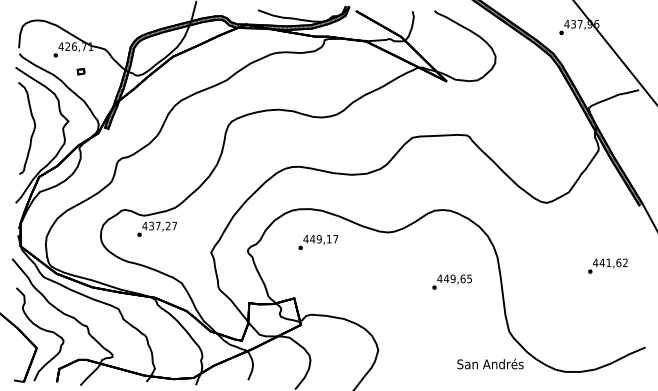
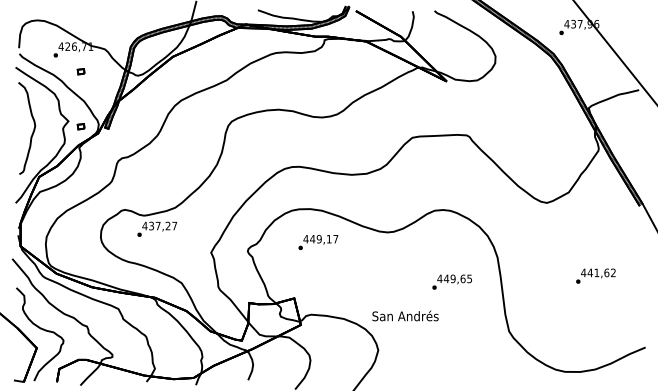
part: none -> present (80, 126)
text position: (607, 265) -> (595, 275) (595, 275)
text position: (490, 363) -> (405, 315) (405, 315)
